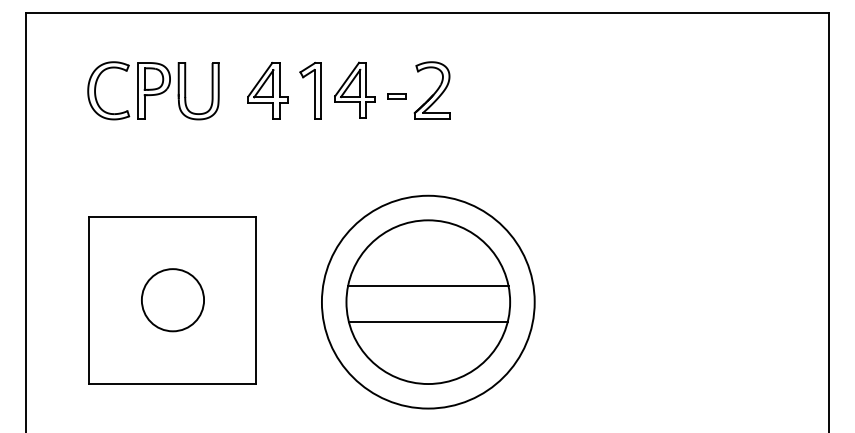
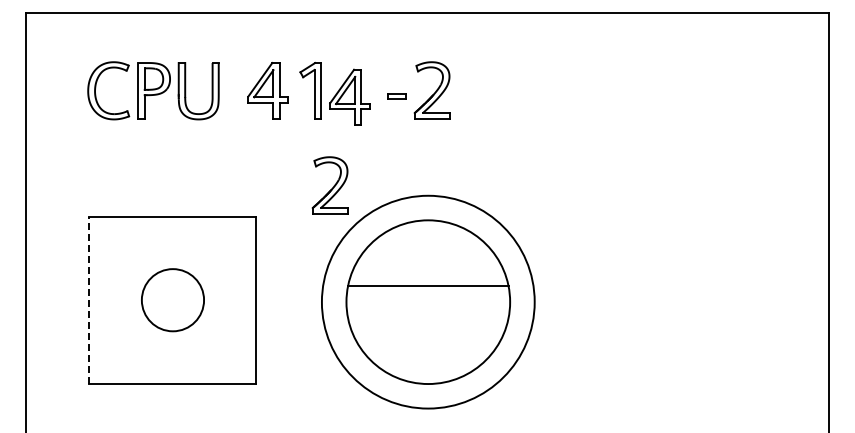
part position: (354, 89) -> (349, 96) (349, 96)
part: none -> present (329, 185)
line: solid -> dashed (89, 299)
line: present -> none (427, 321)
